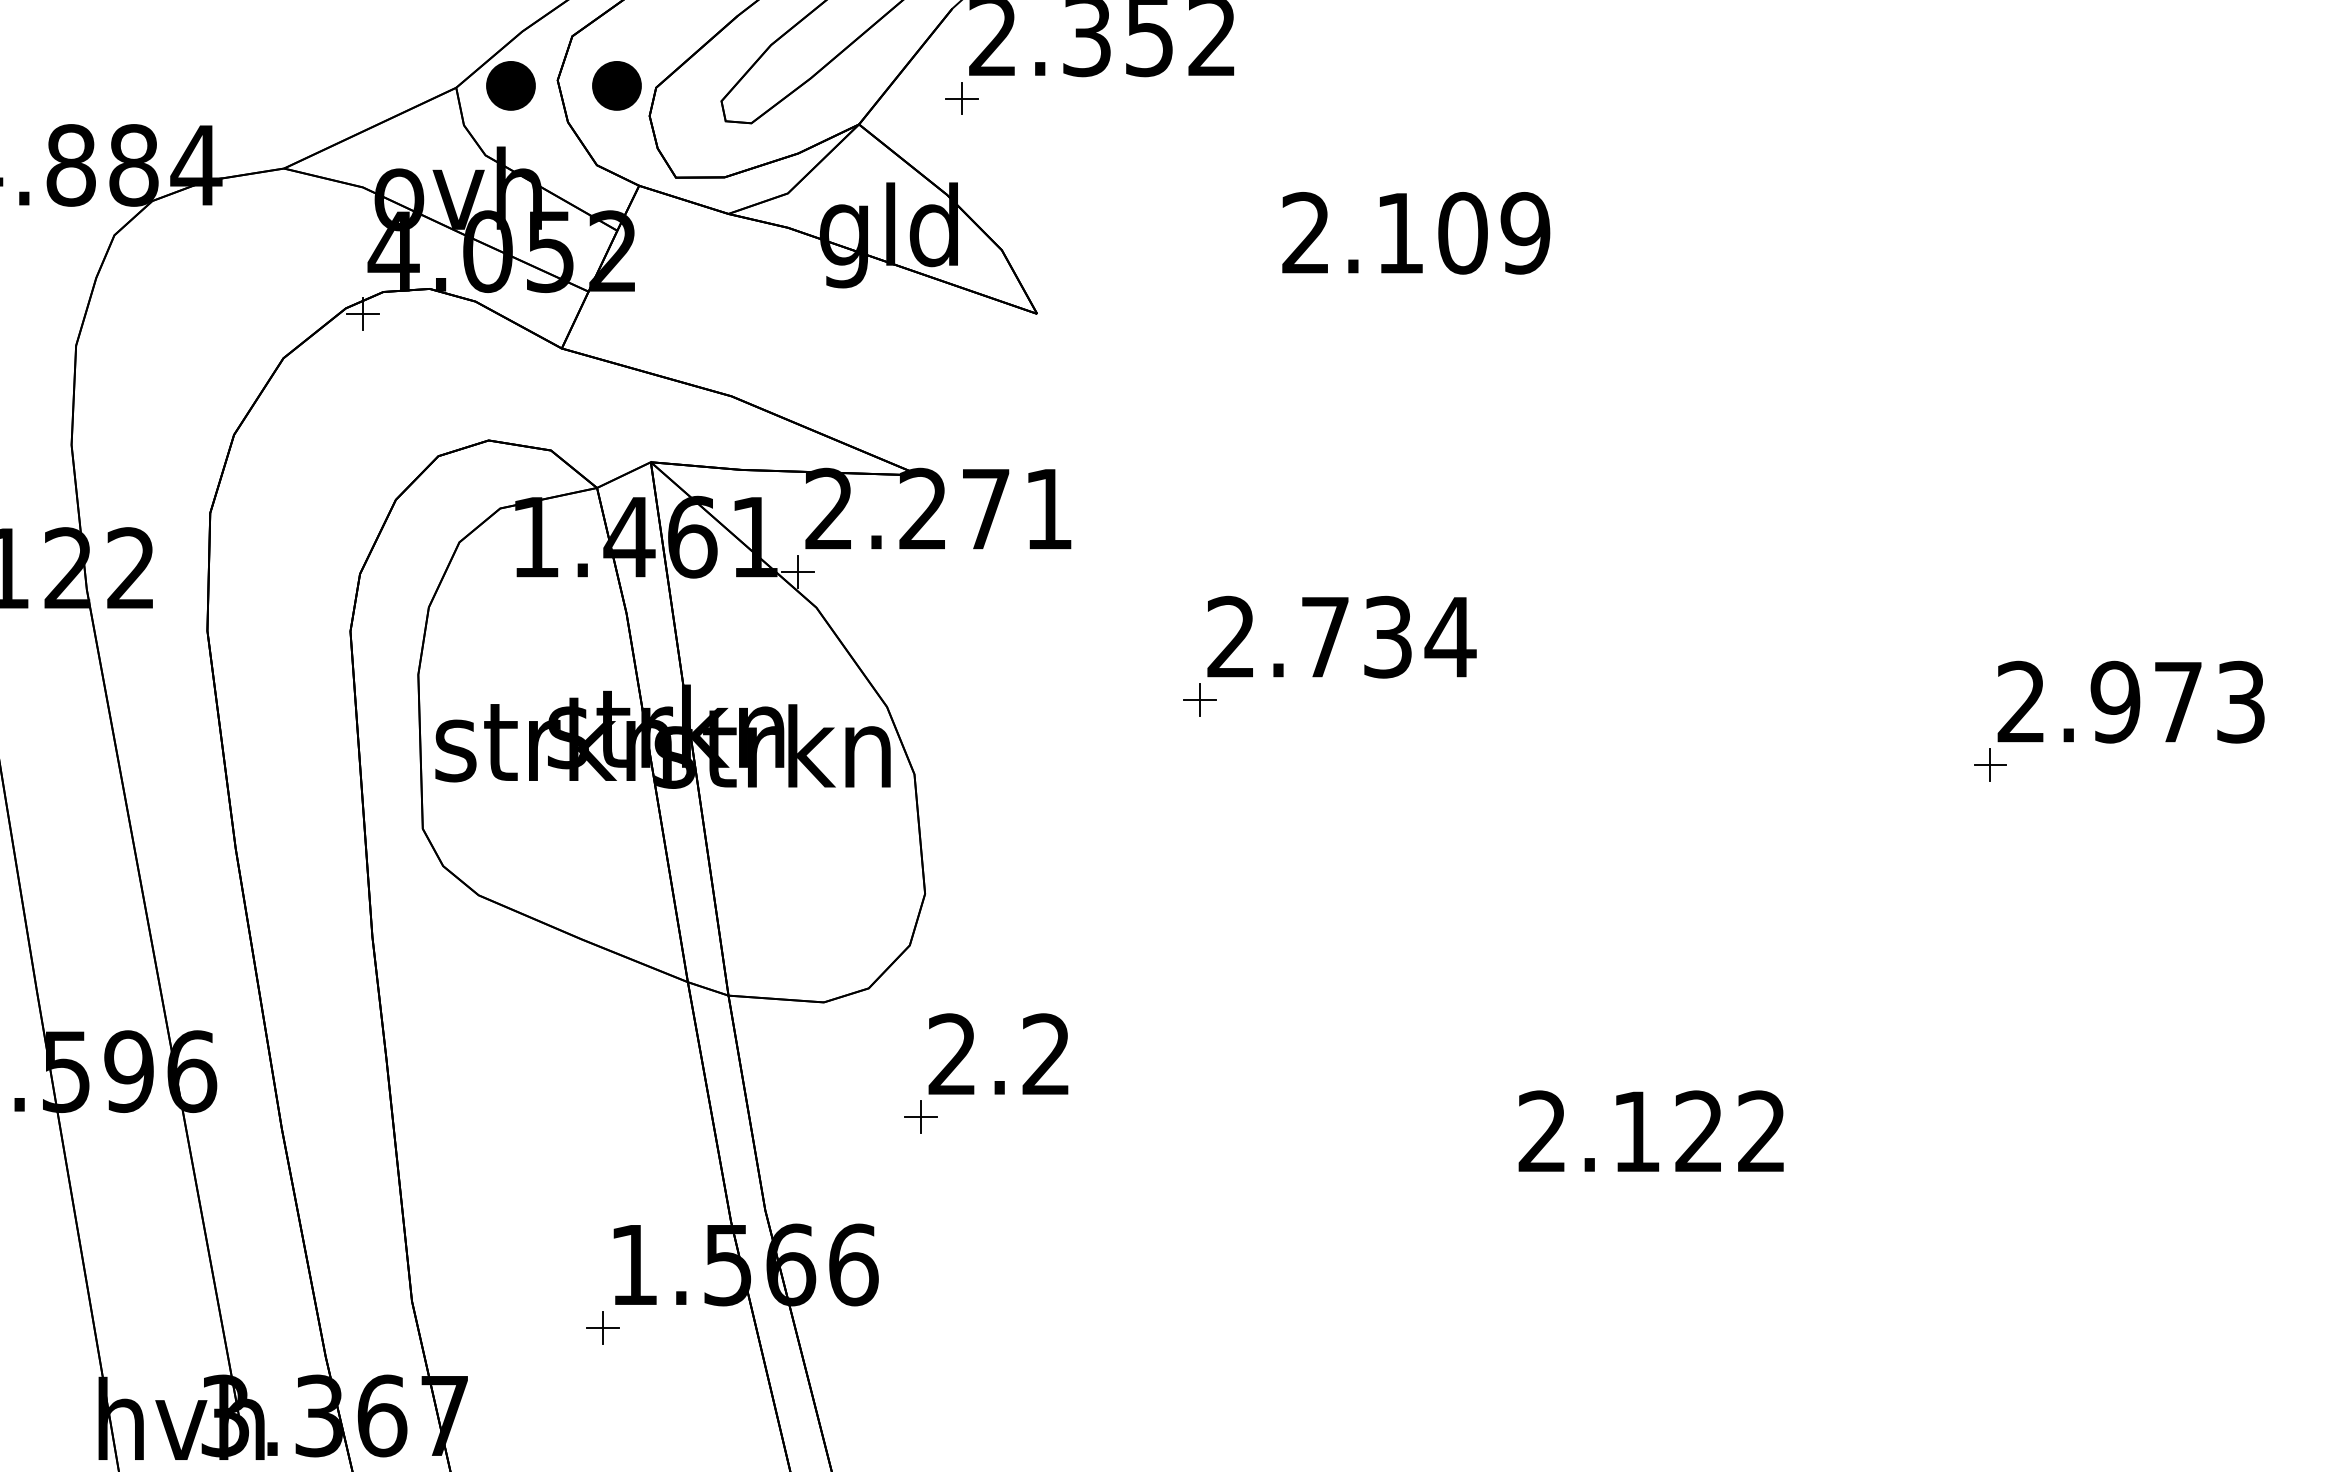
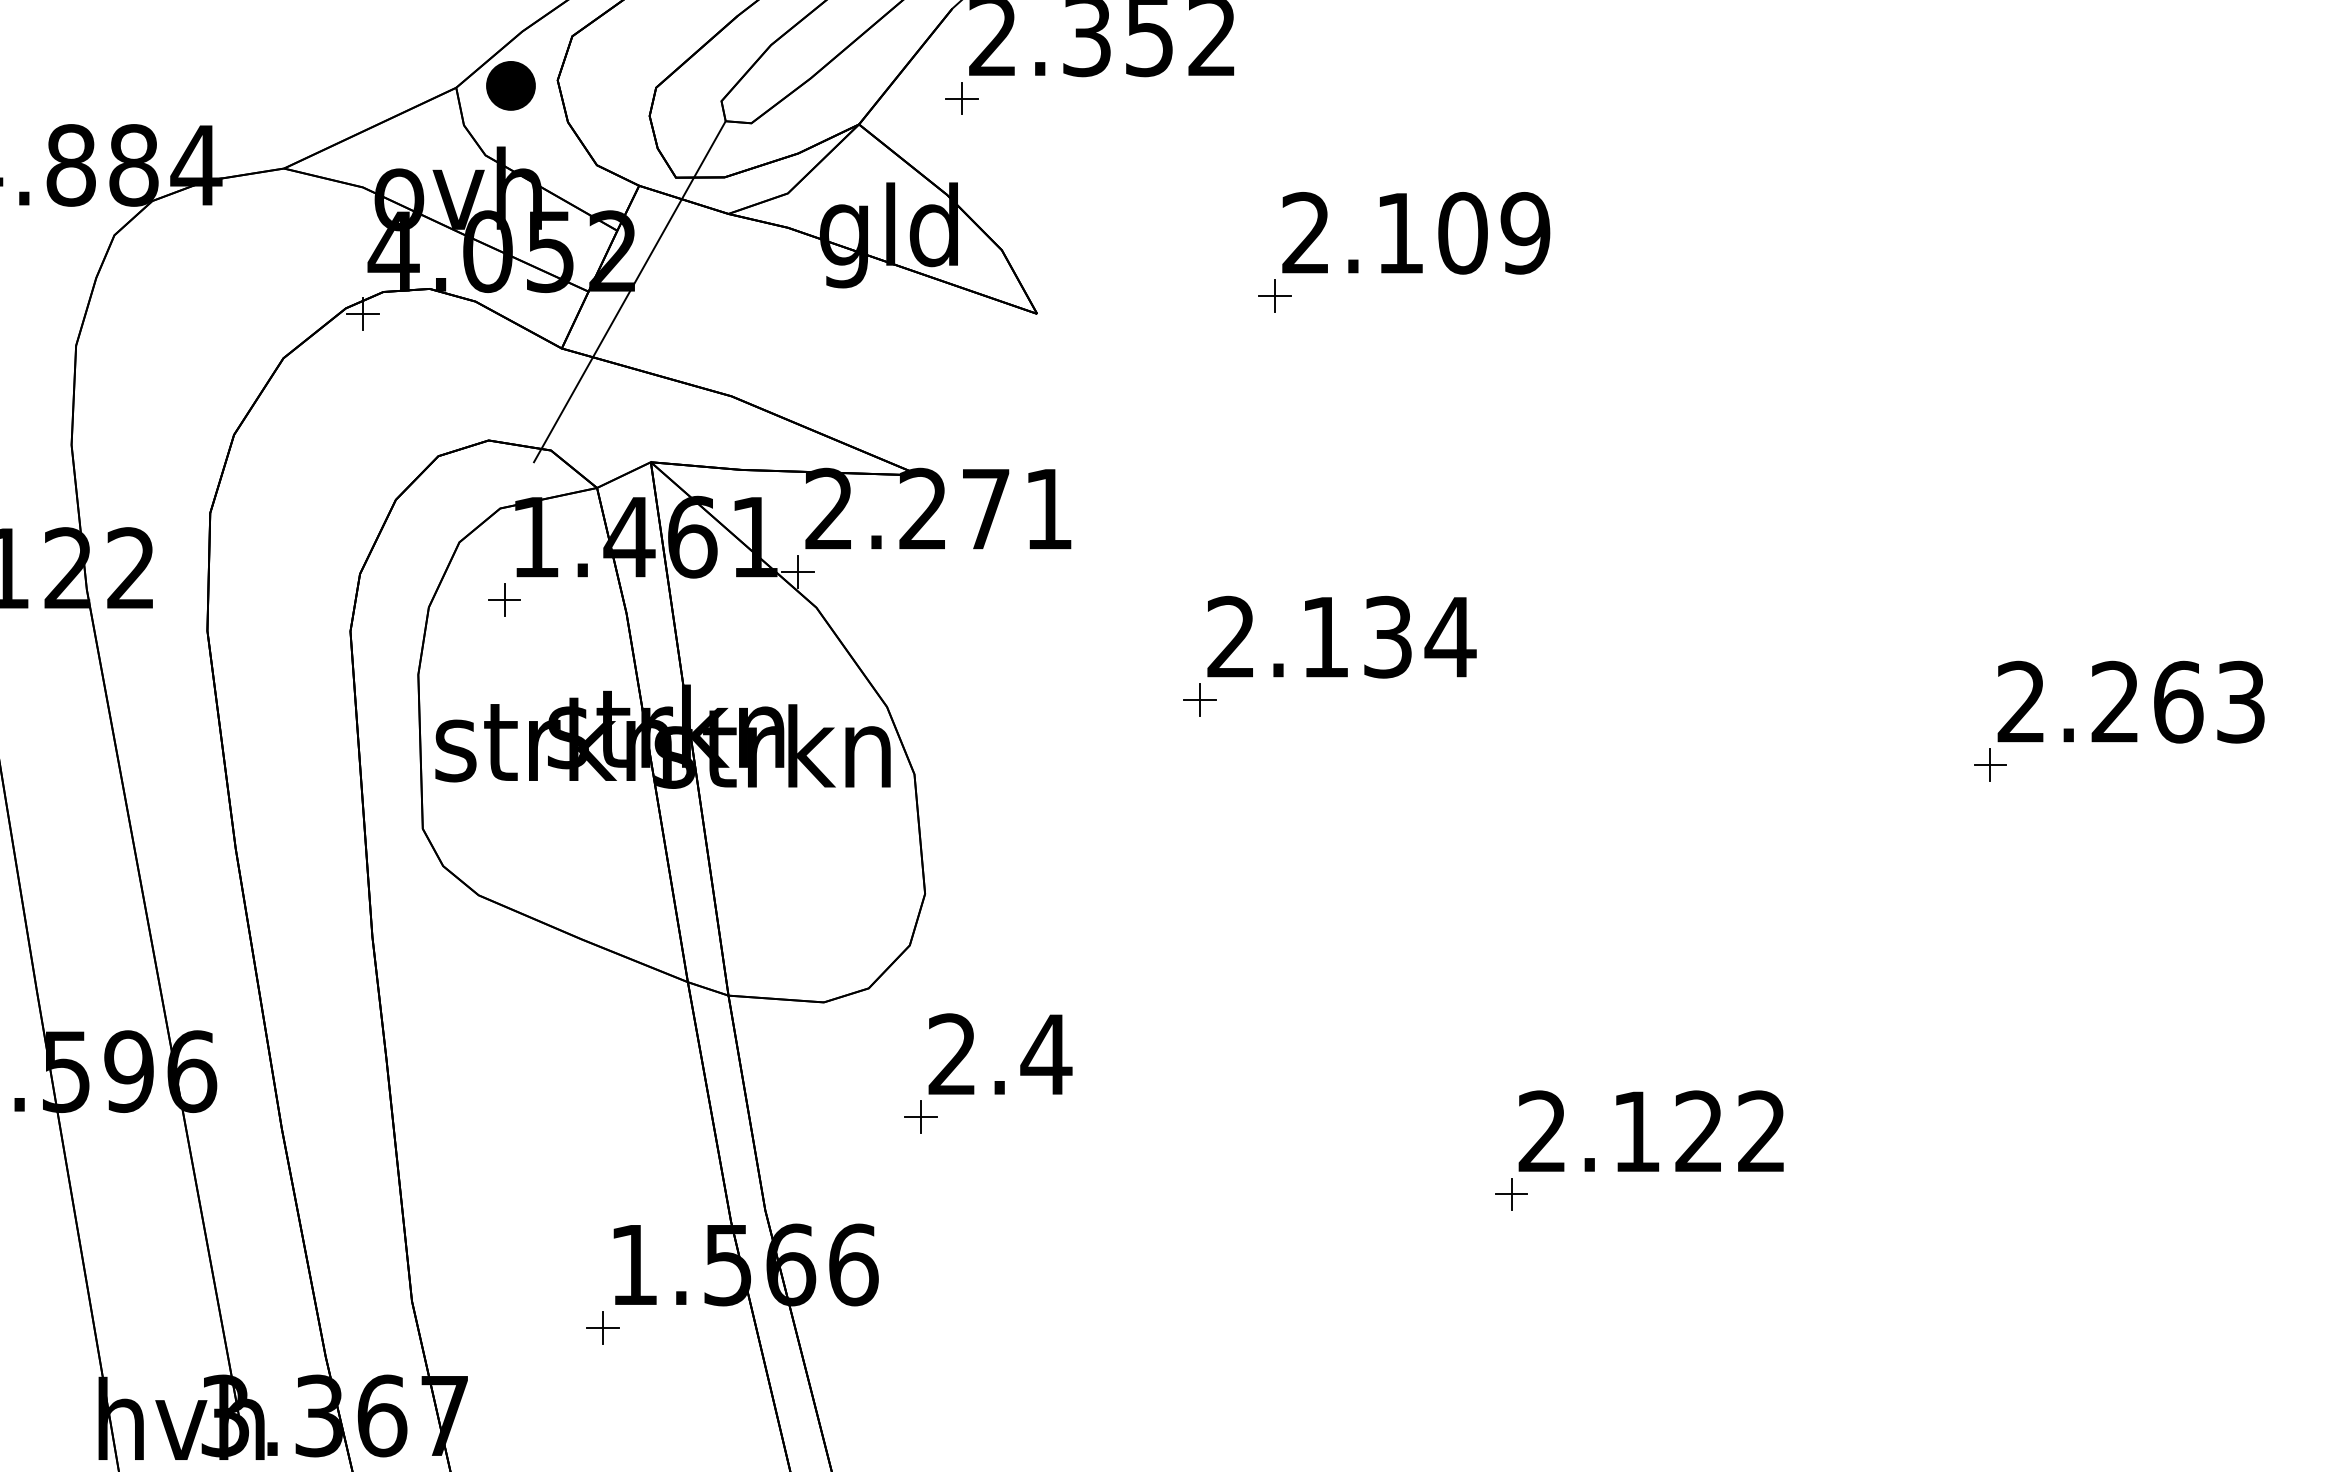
part: present -> none (616, 85)
line: none -> present (629, 291)
part: none -> present (1274, 295)
part: none -> present (504, 599)
text: 2.734 -> 2.134 (1325, 637)
text: 2.973 -> 2.263 (2146, 701)
text: 2.2 -> 2.4 (1046, 1053)
part: none -> present (1511, 1194)
